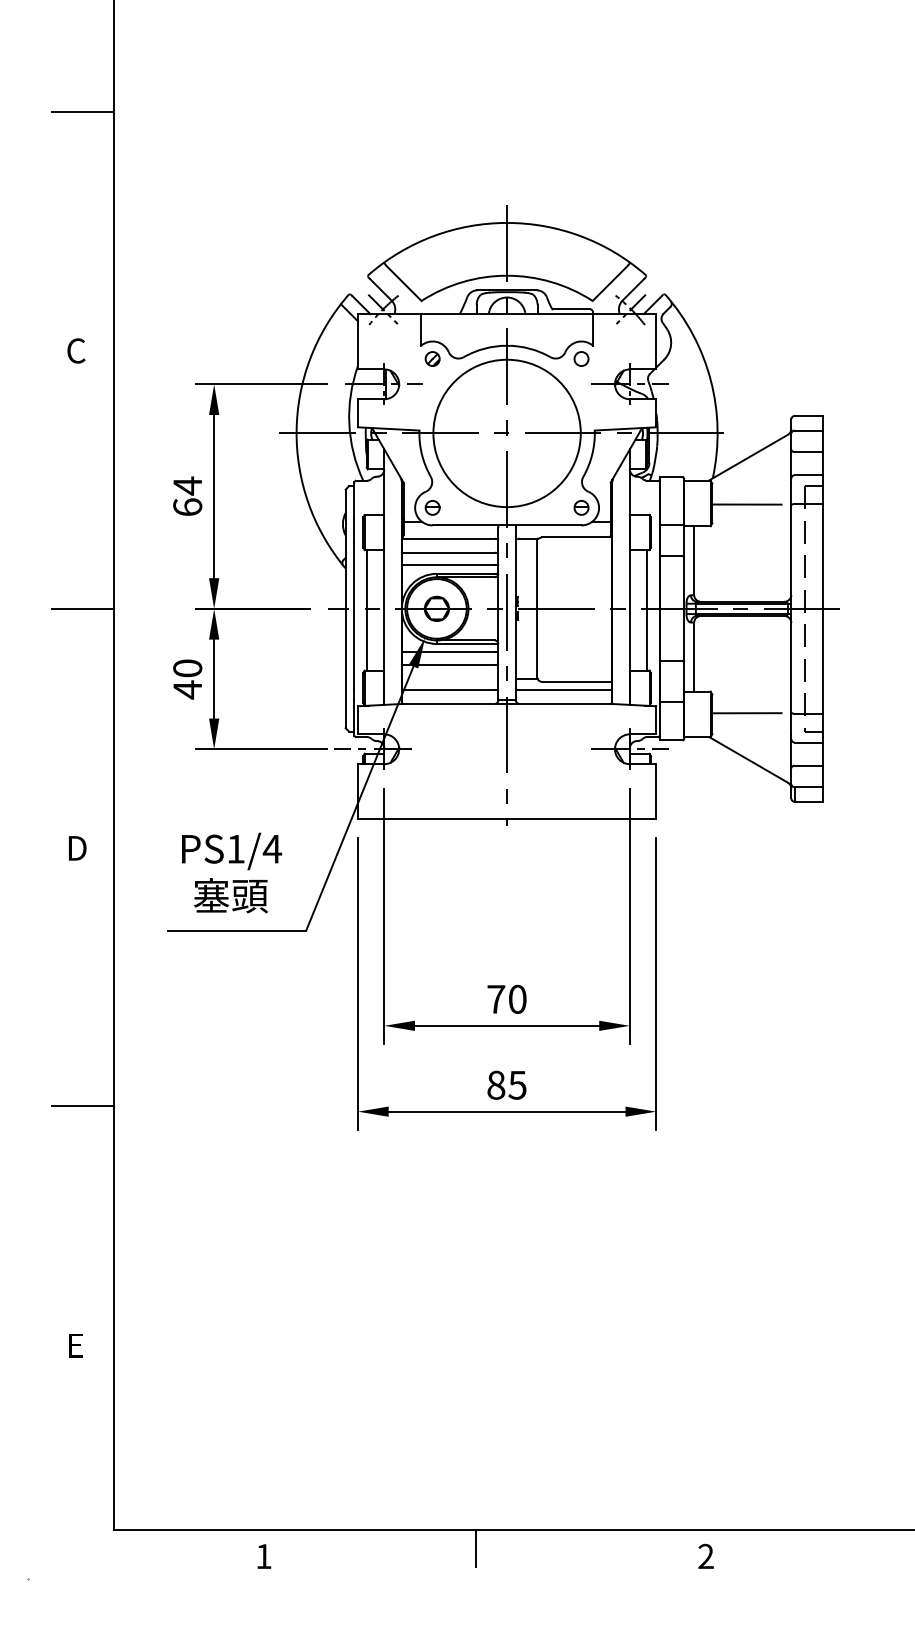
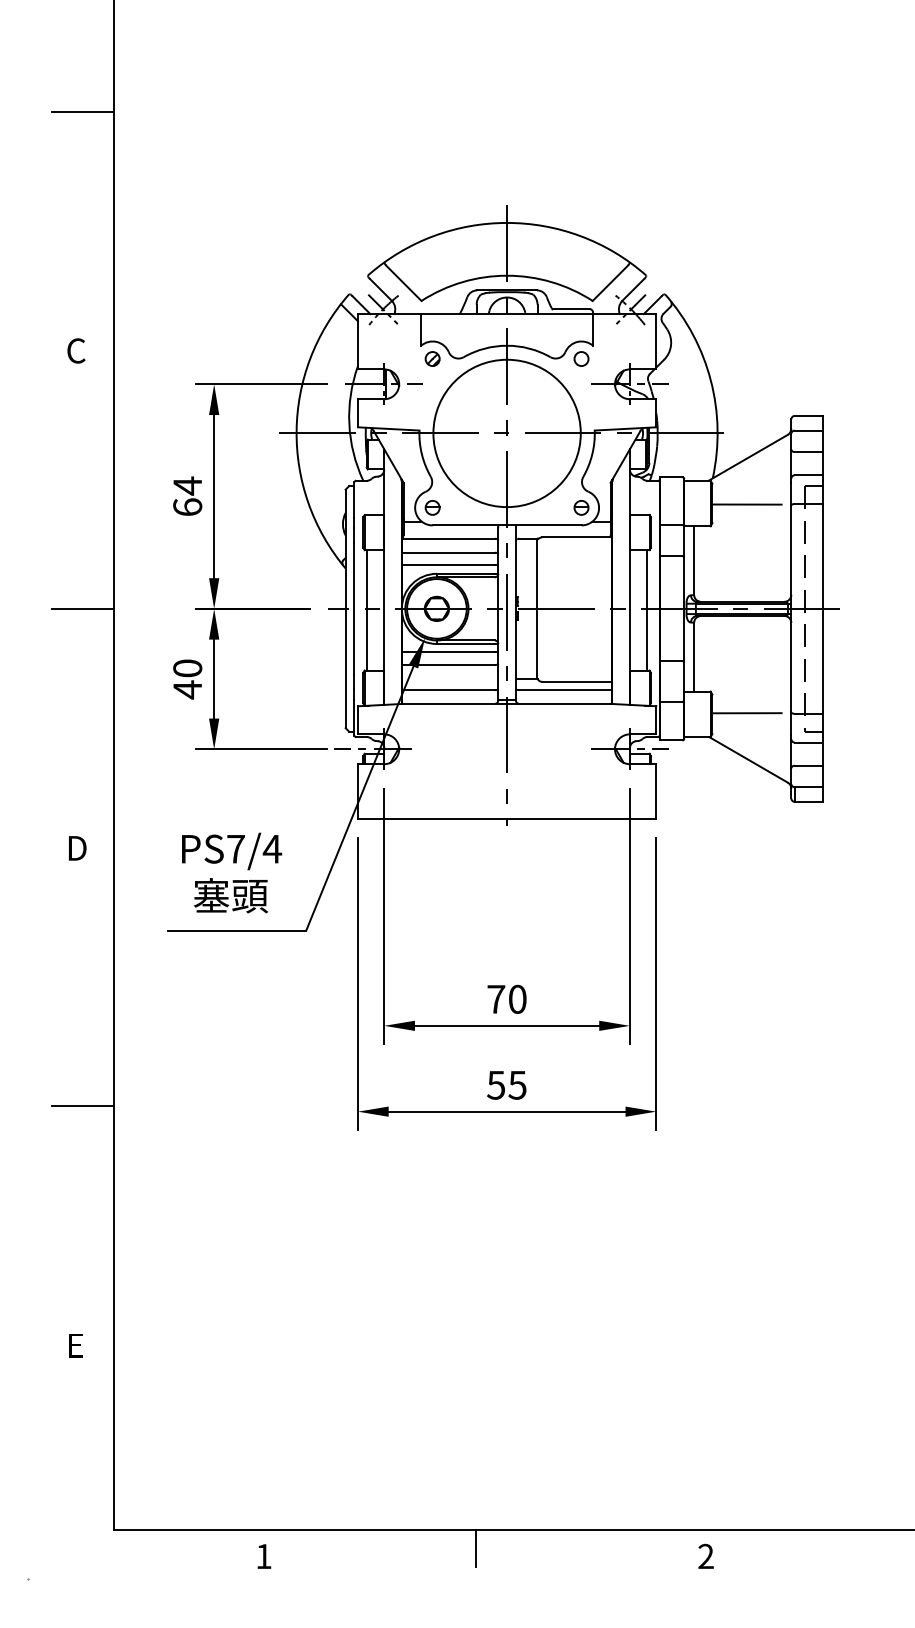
text: PS1/4 -> PS7/4 (235, 849)
text: 85 -> 55 (496, 1084)
